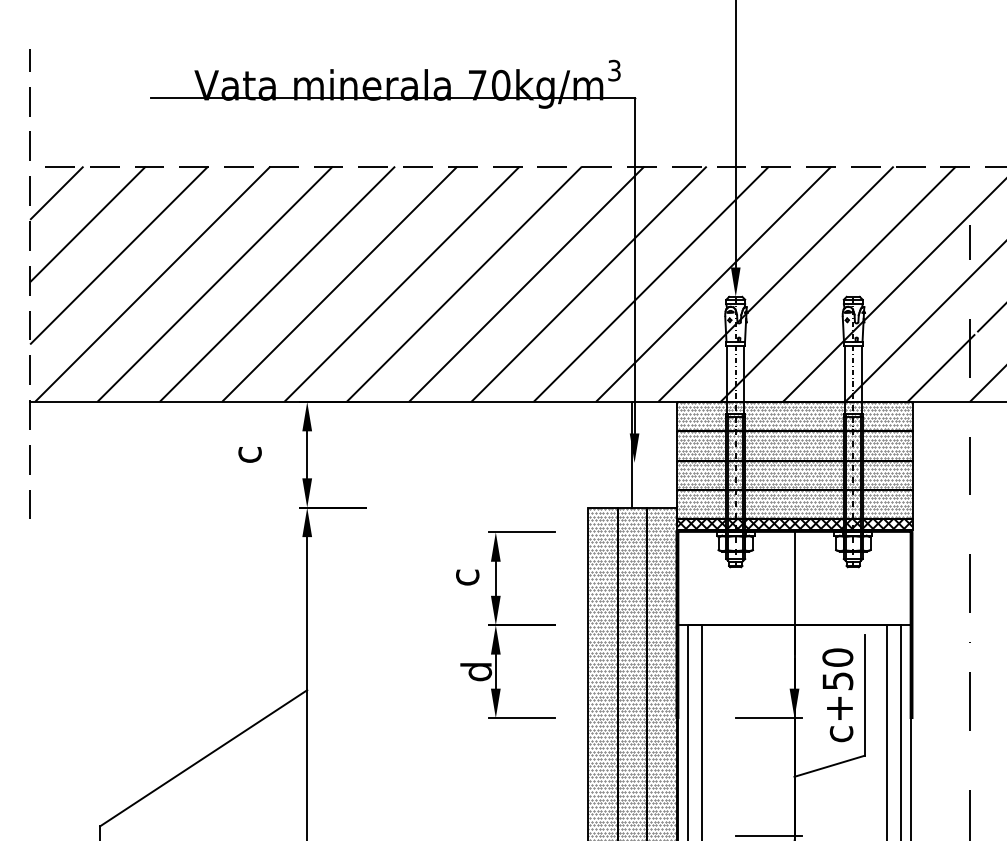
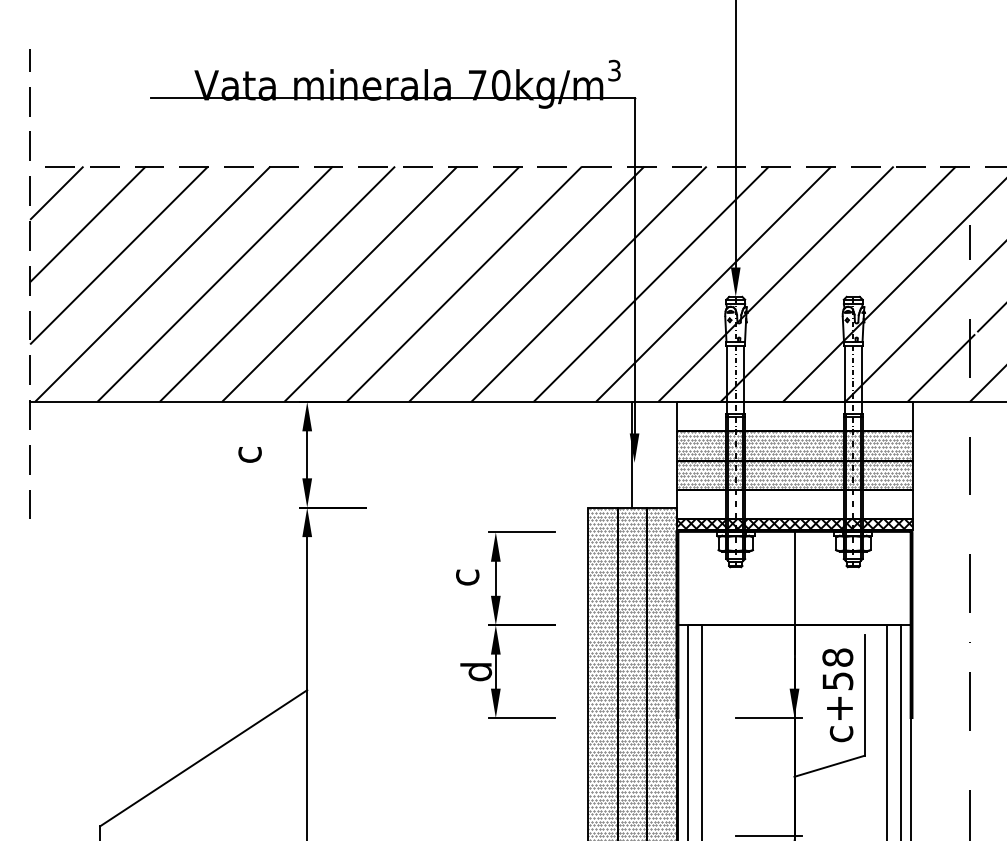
hatch: present -> none (794, 415)
hatch: present -> none (794, 503)
text: c+50 -> c+58 (837, 657)
